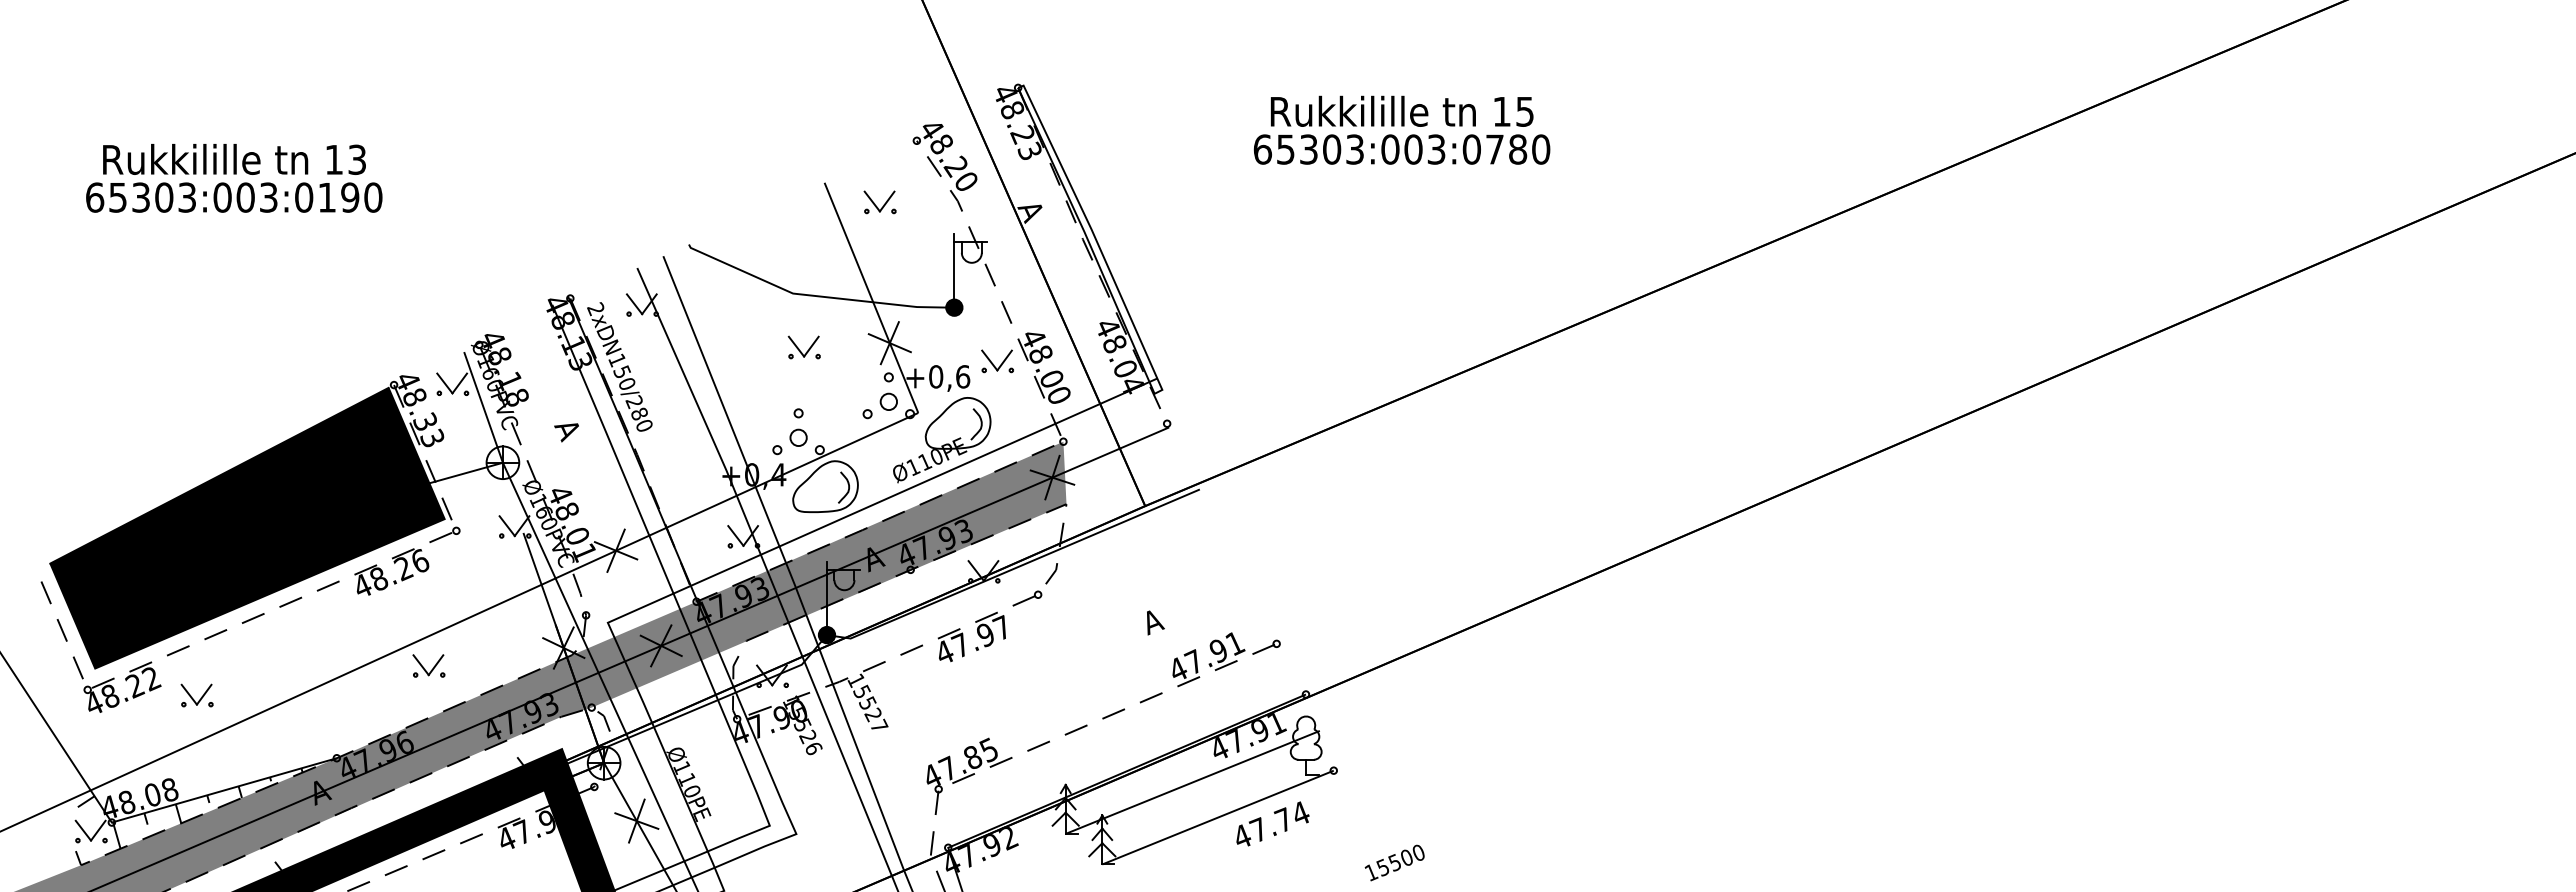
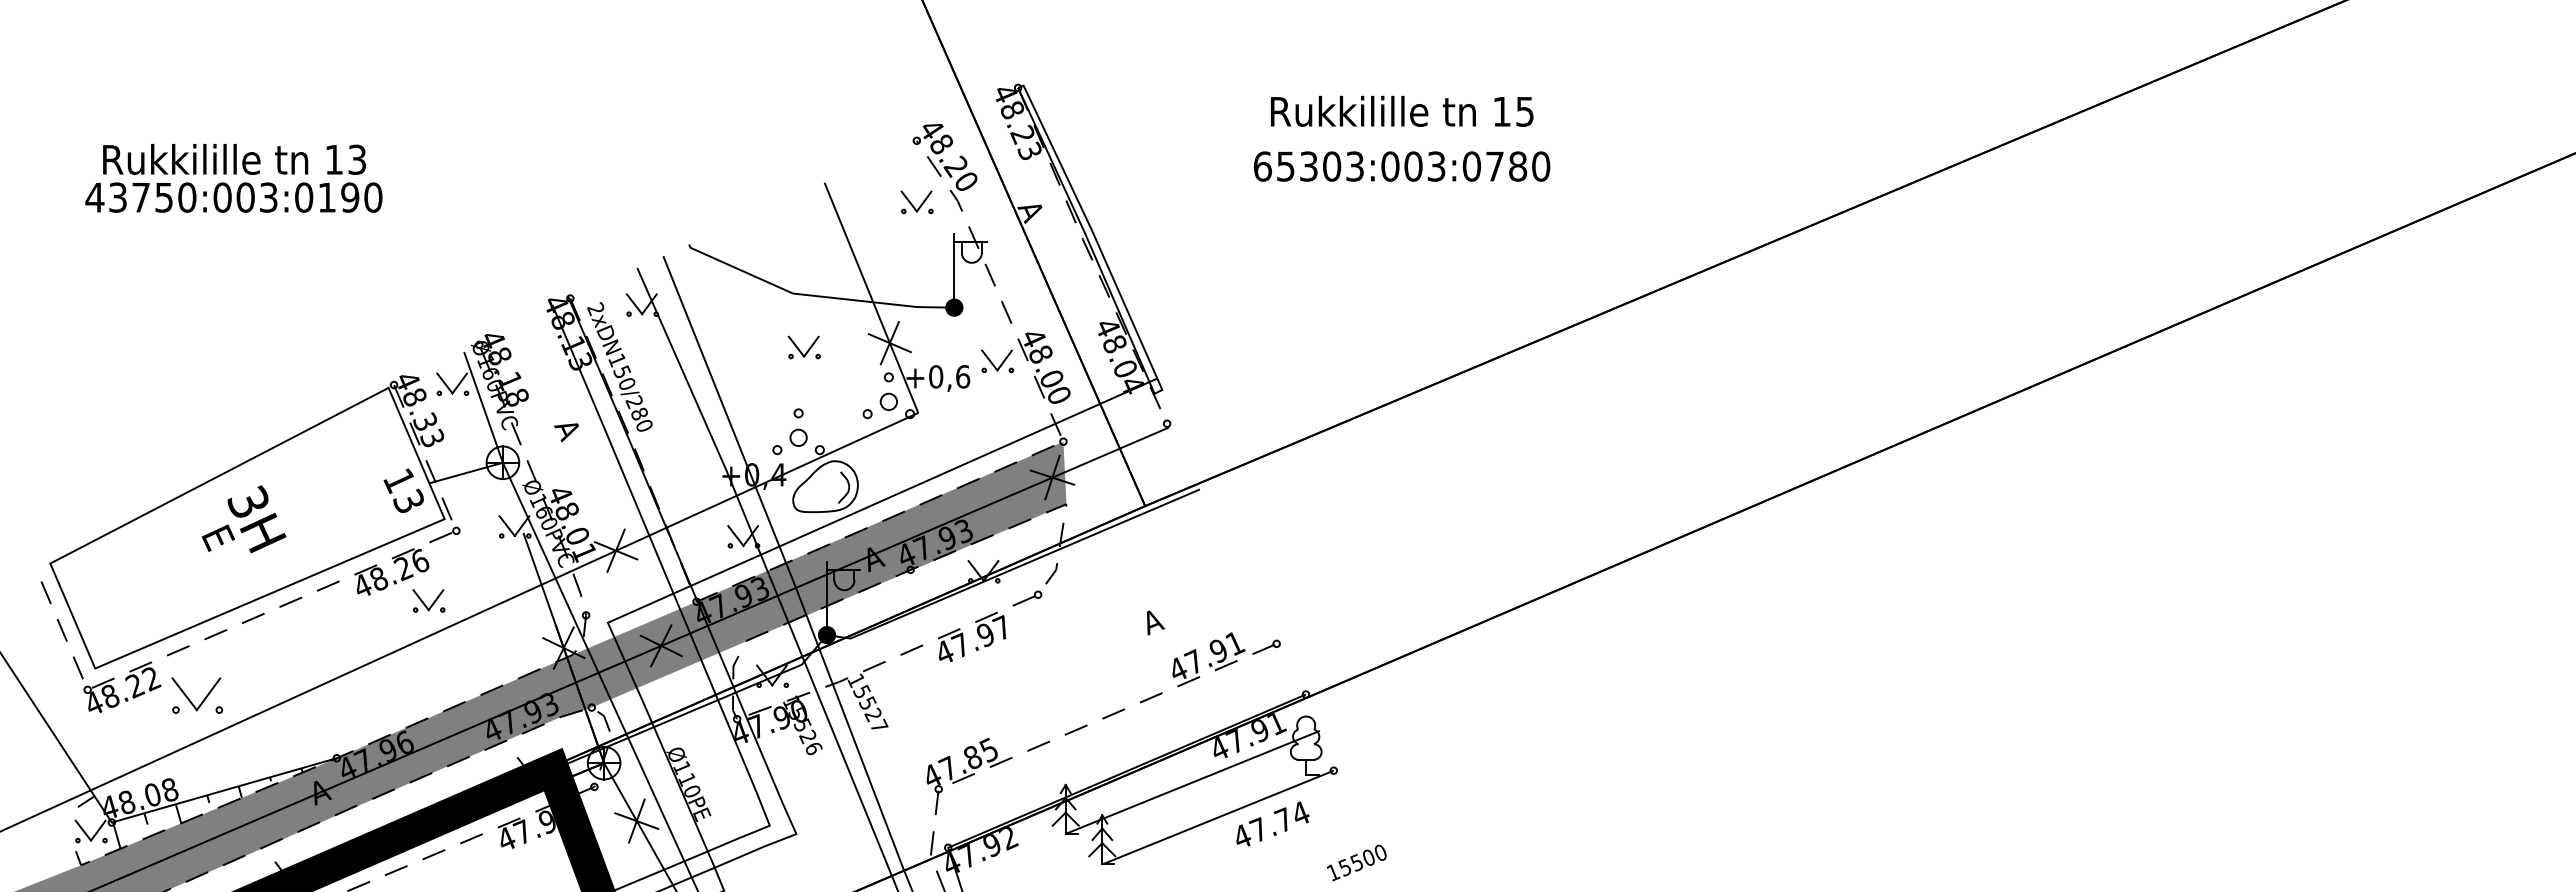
text position: (1401, 149) -> (1401, 166) (1401, 166)
text: 65303:003:0190 -> 43750:003:0190 (140, 197)
part position: (879, 202) -> (916, 202) (916, 202)
part: present -> none (942, 440)
fill: present -> none (247, 527)
part position: (428, 665) -> (428, 600) (428, 600)
part size: 34x25 px -> 53x37 px (197, 695)
text position: (1394, 862) -> (1356, 862) (1356, 862)
